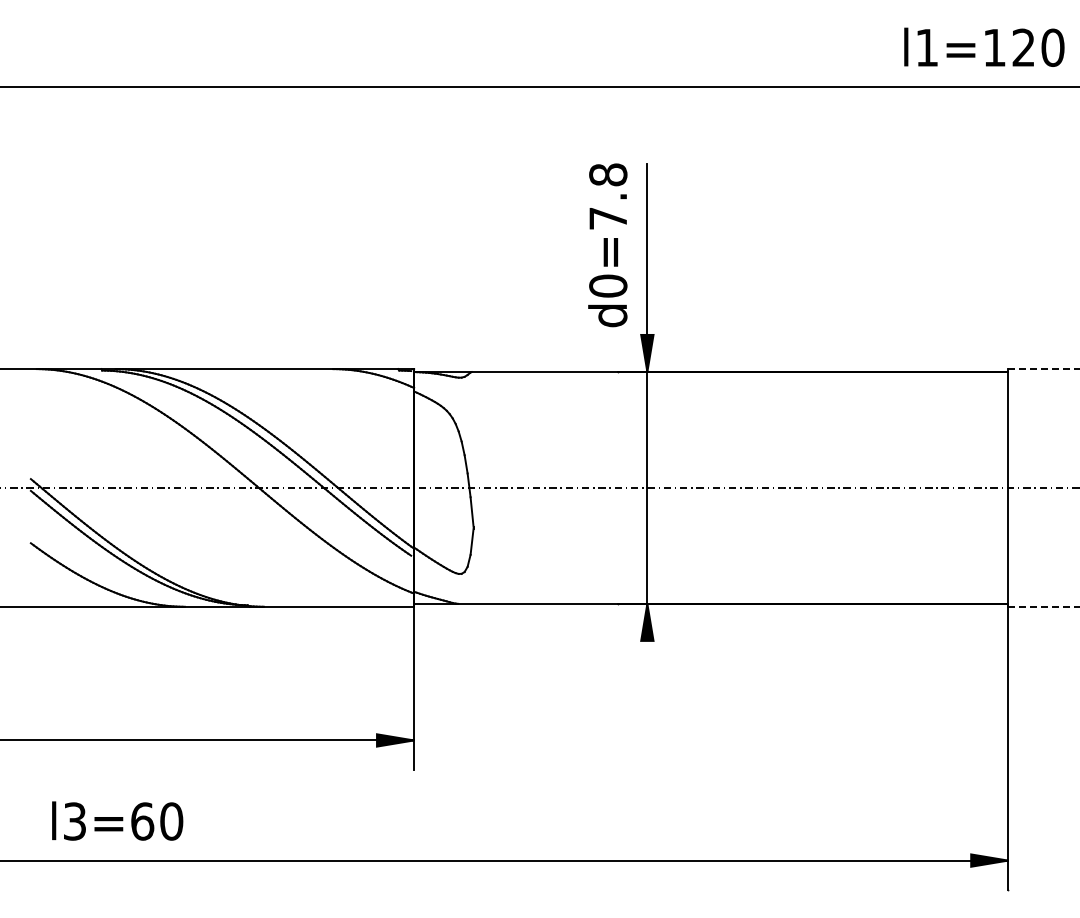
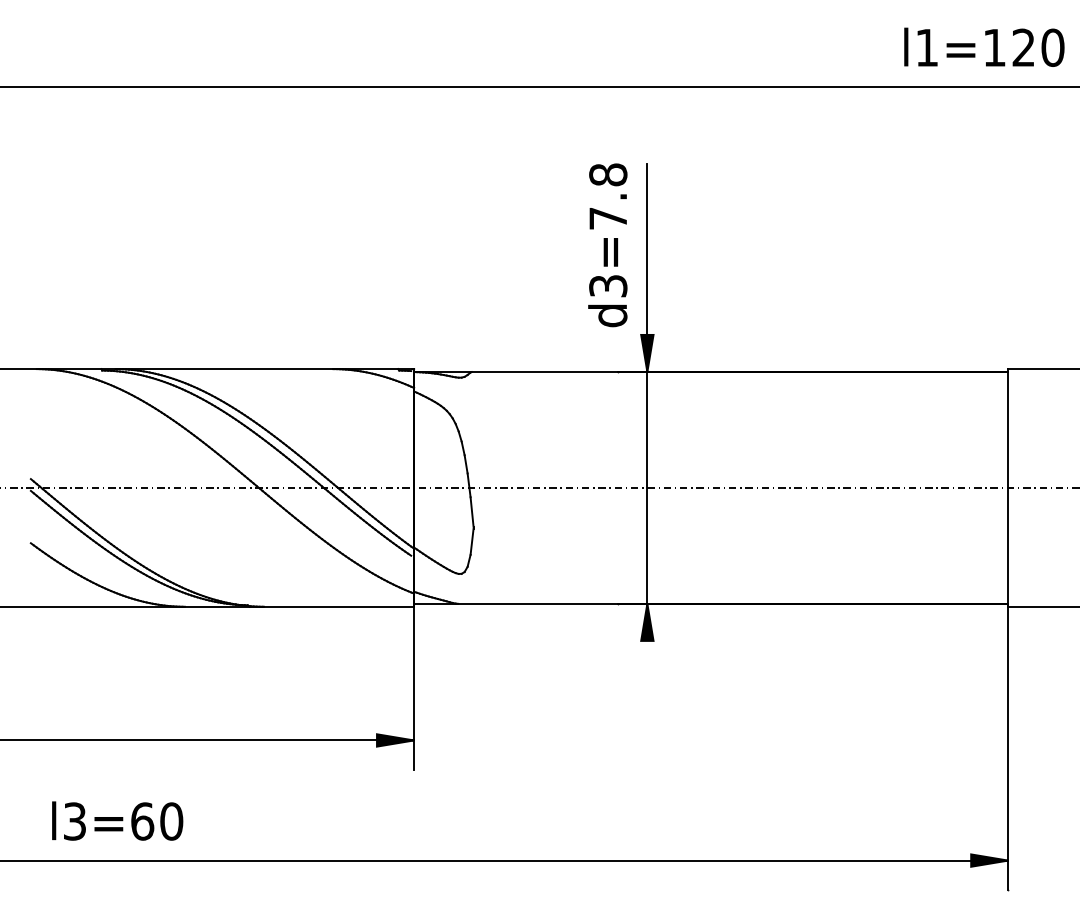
text: d0=7.8 -> d3=7.8 (608, 285)
line: dashed -> solid (1044, 369)
line: dashed -> solid (1044, 606)
